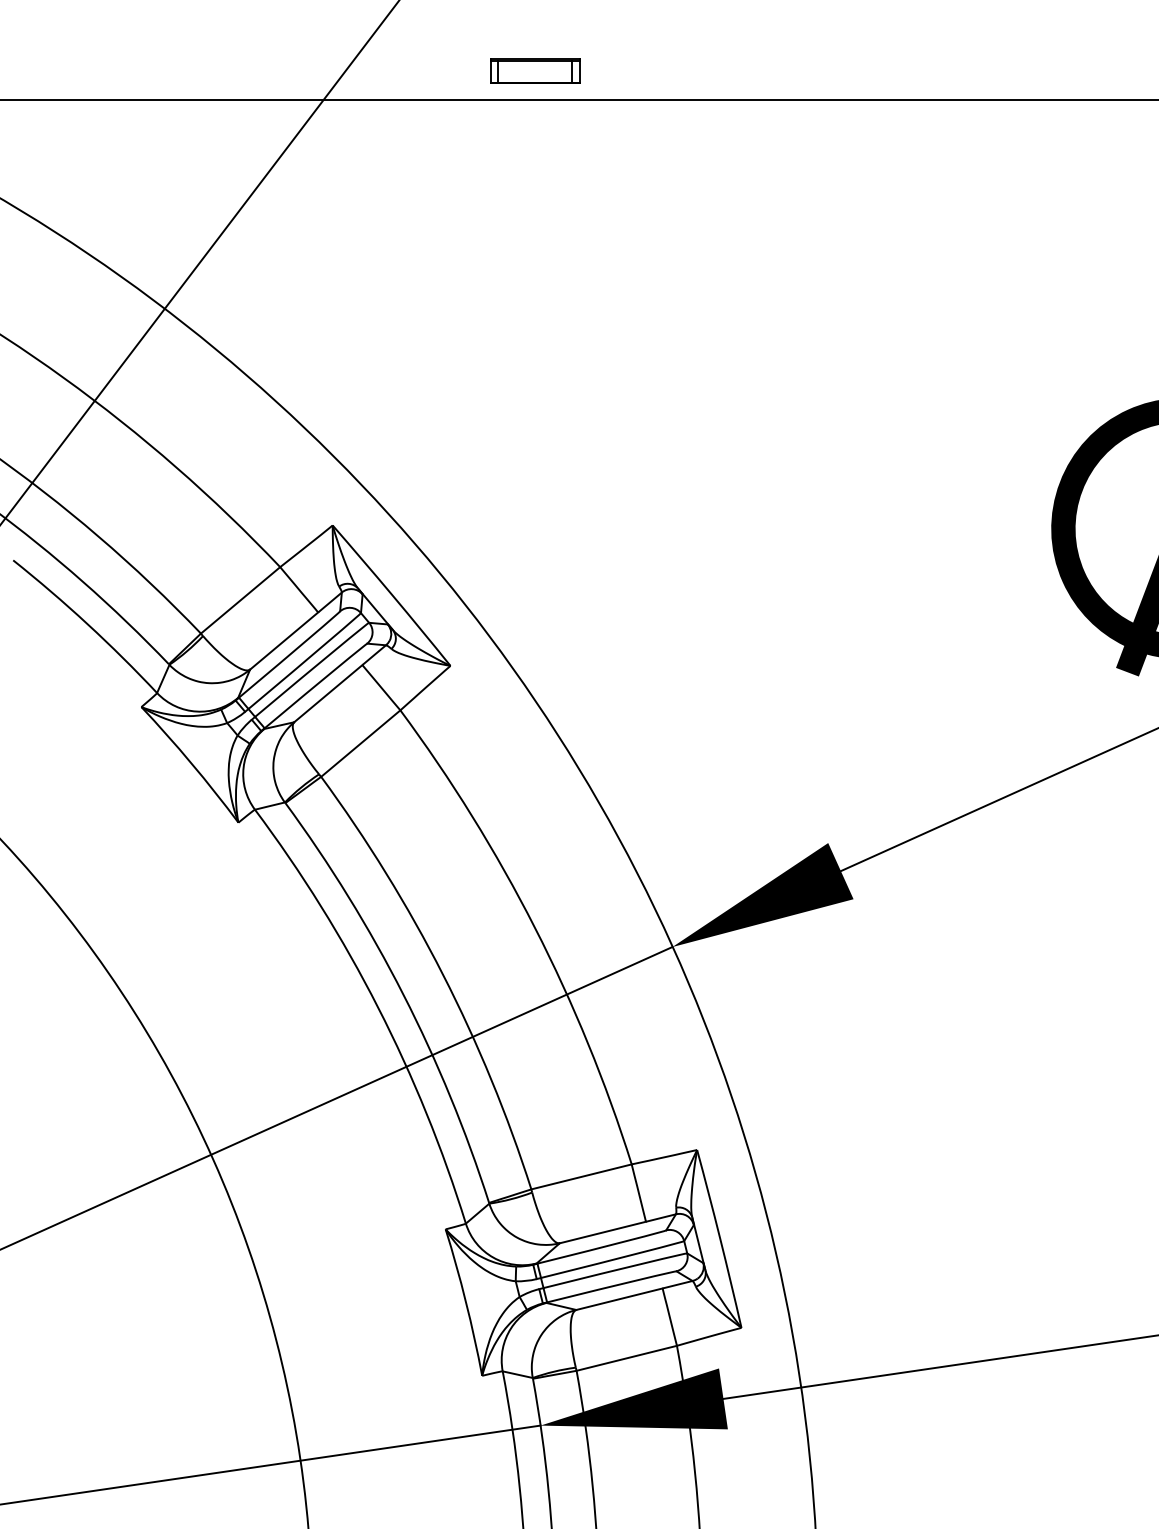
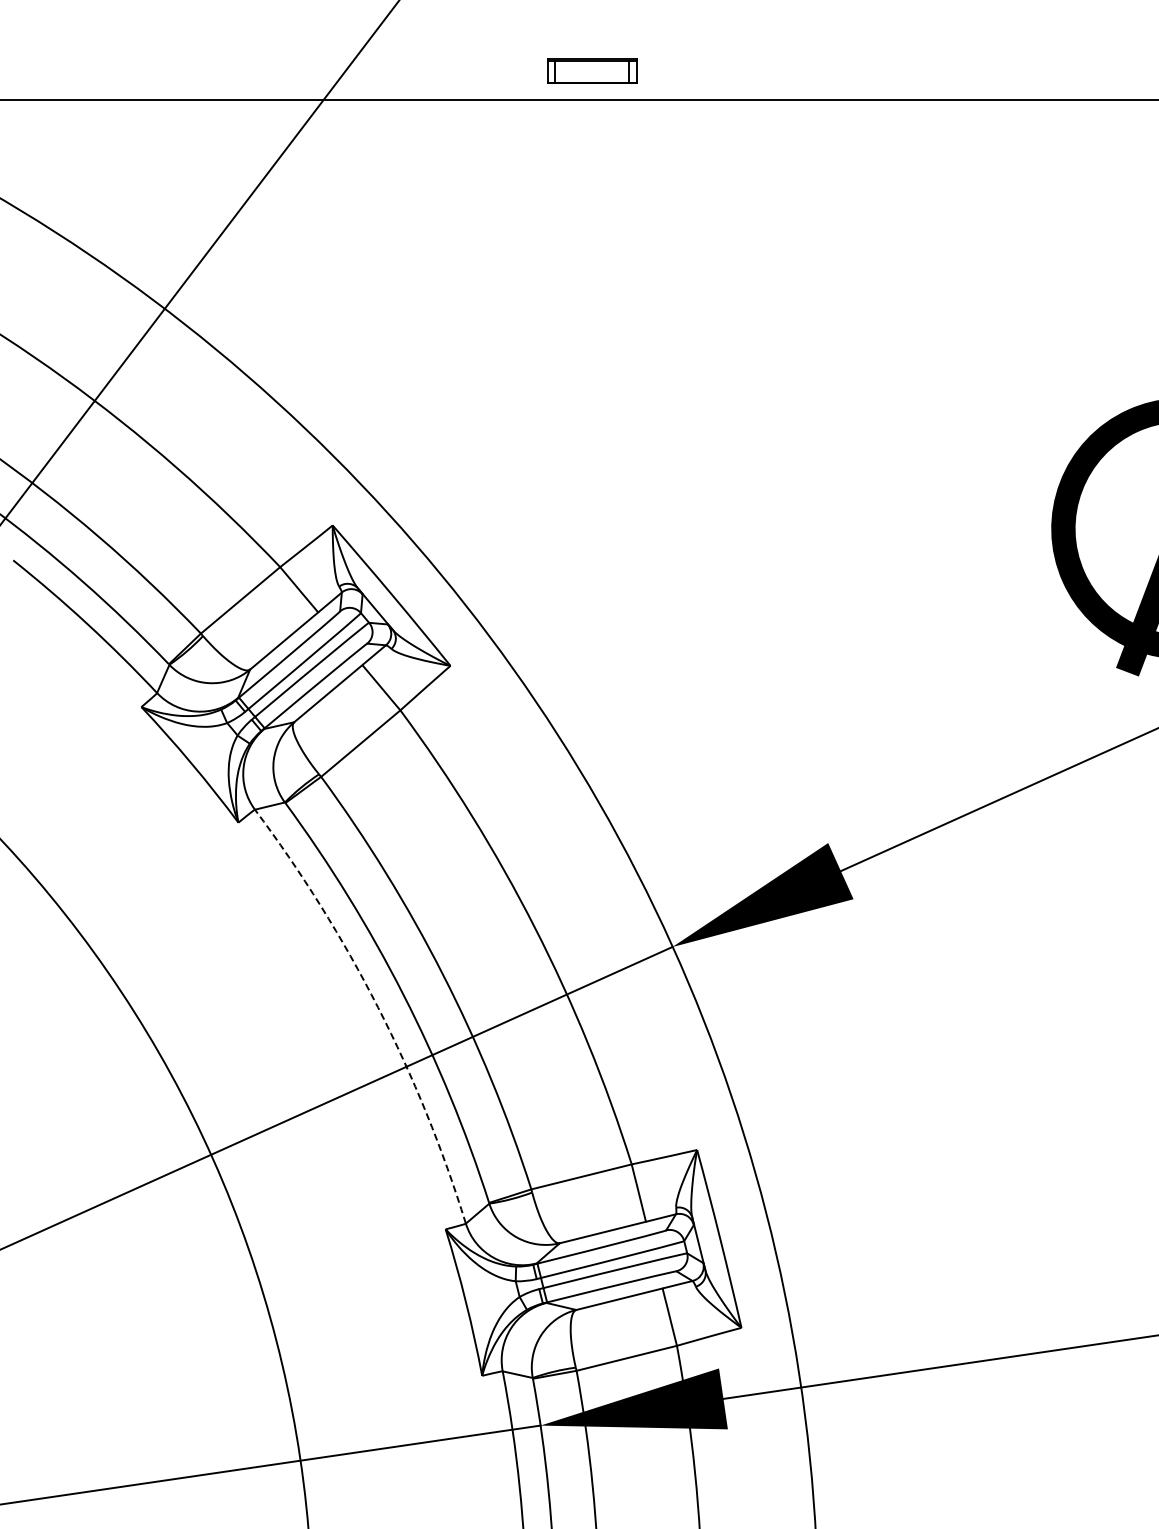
part position: (535, 70) -> (592, 70) (592, 70)
arc: solid -> dashed (378, 1007)
